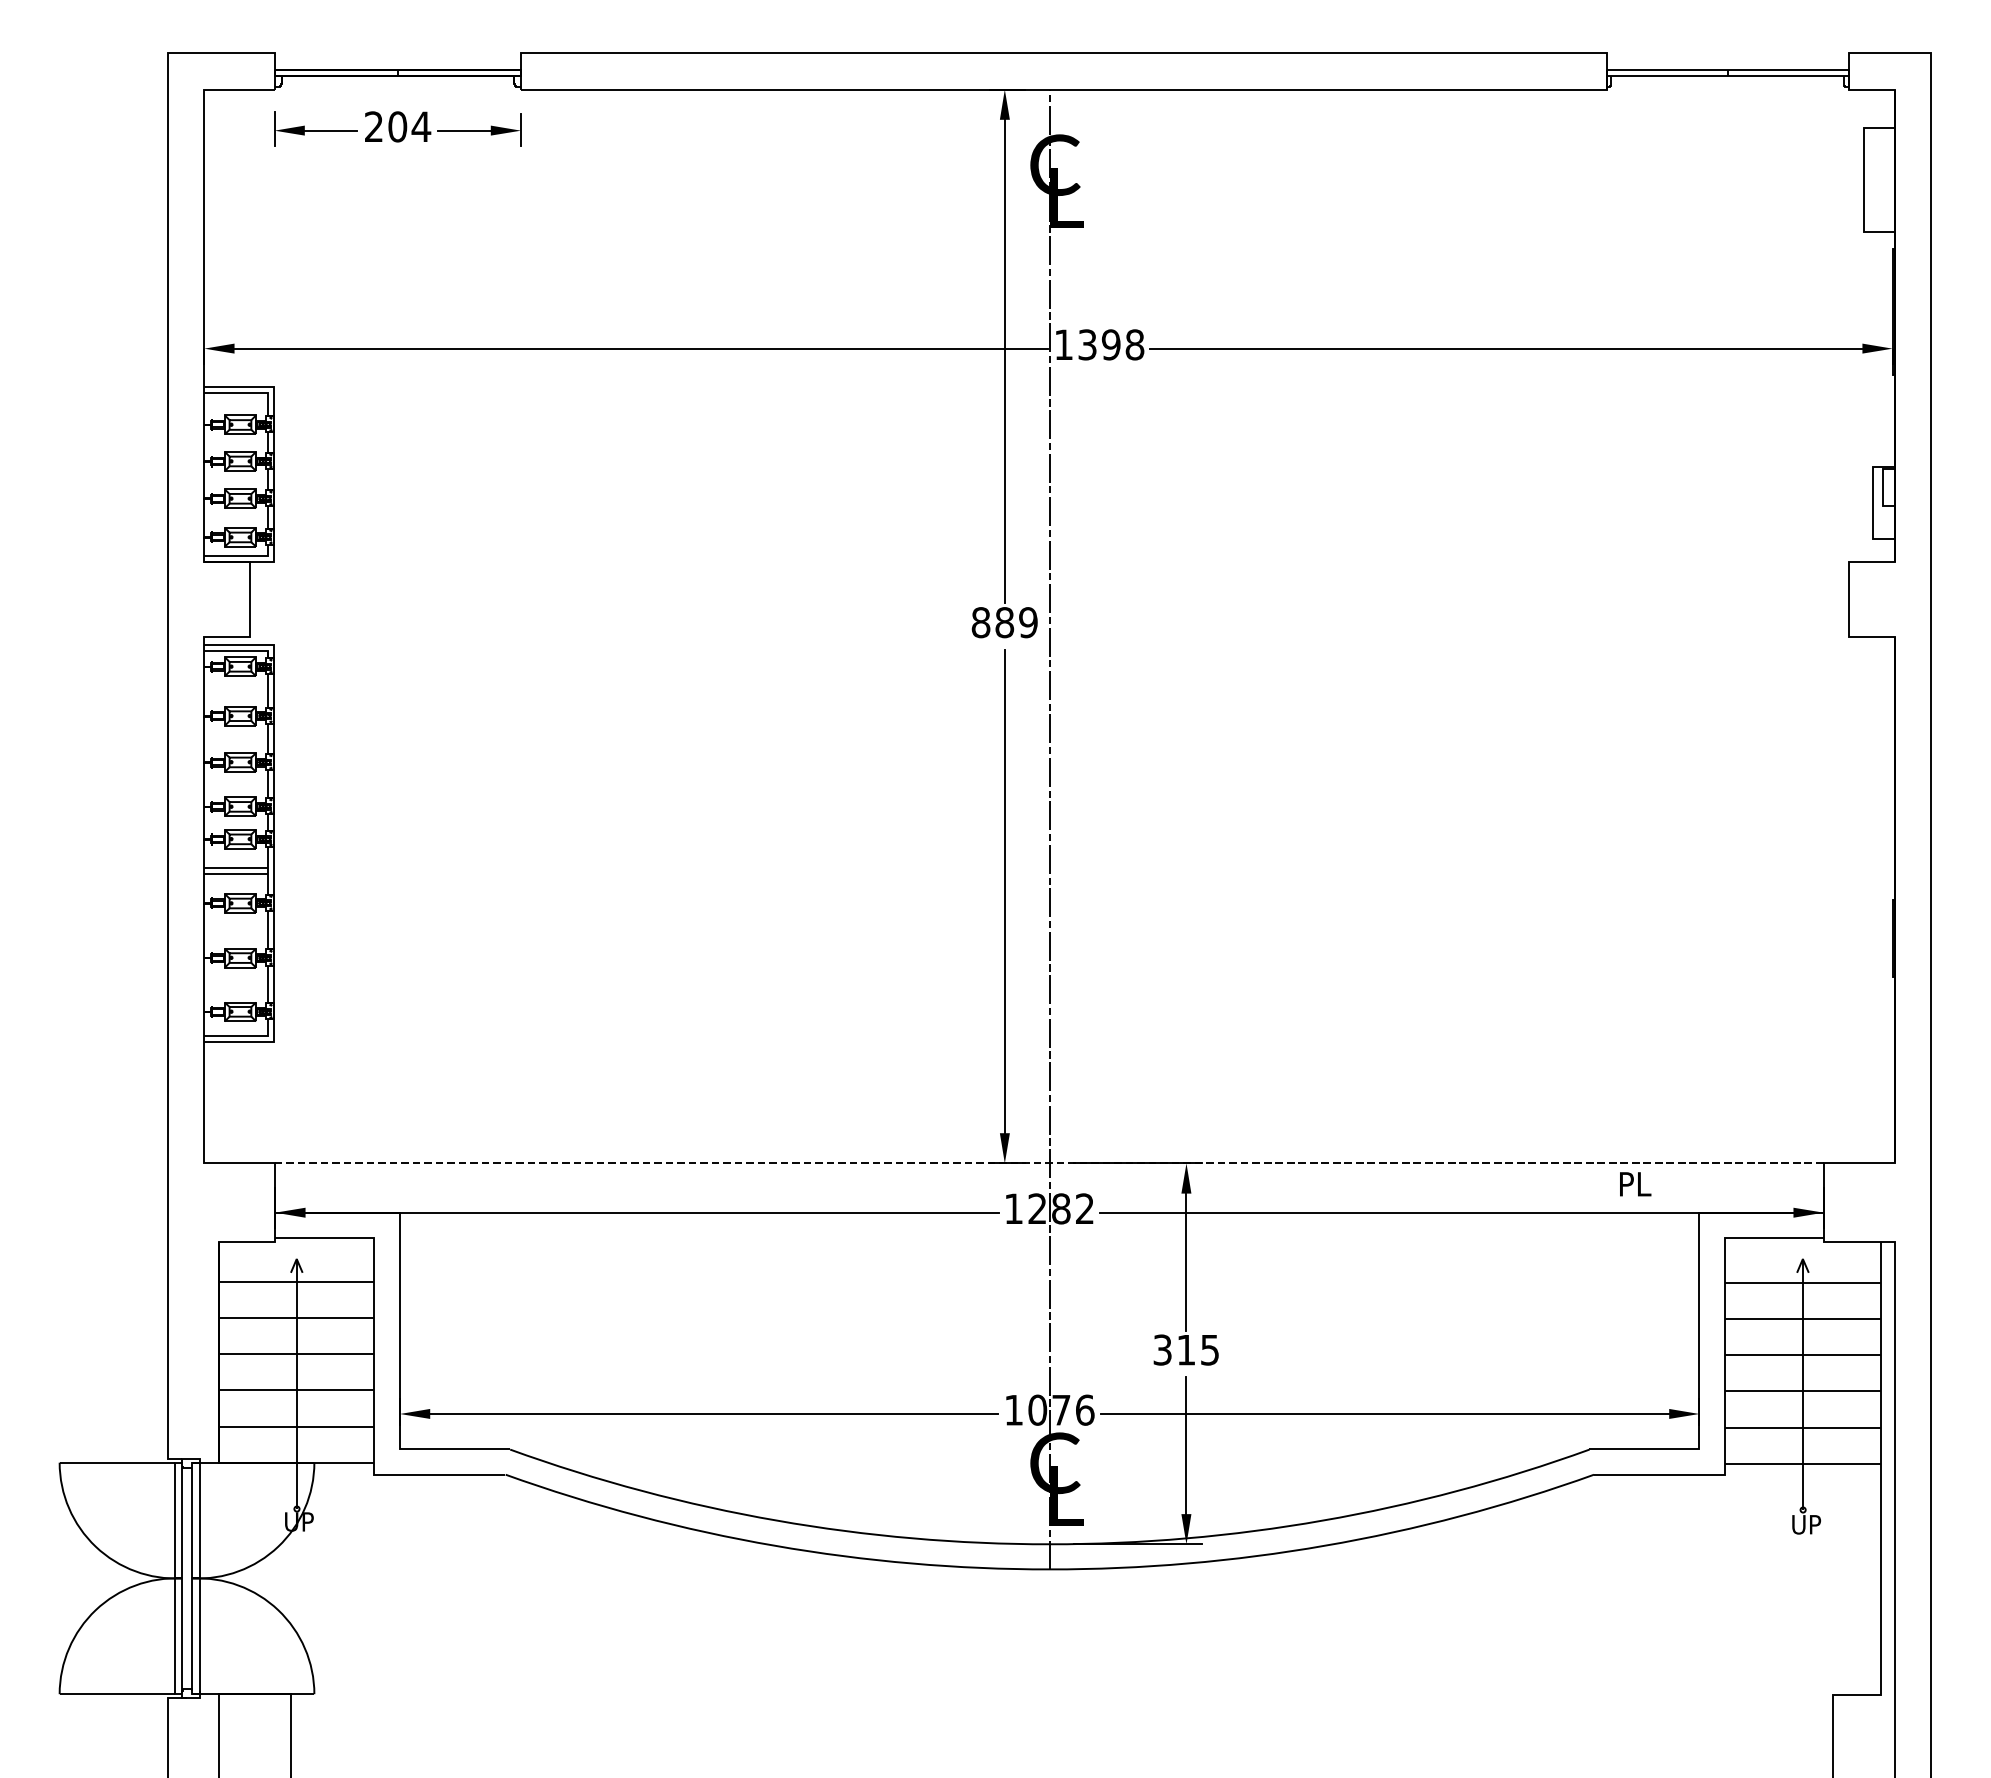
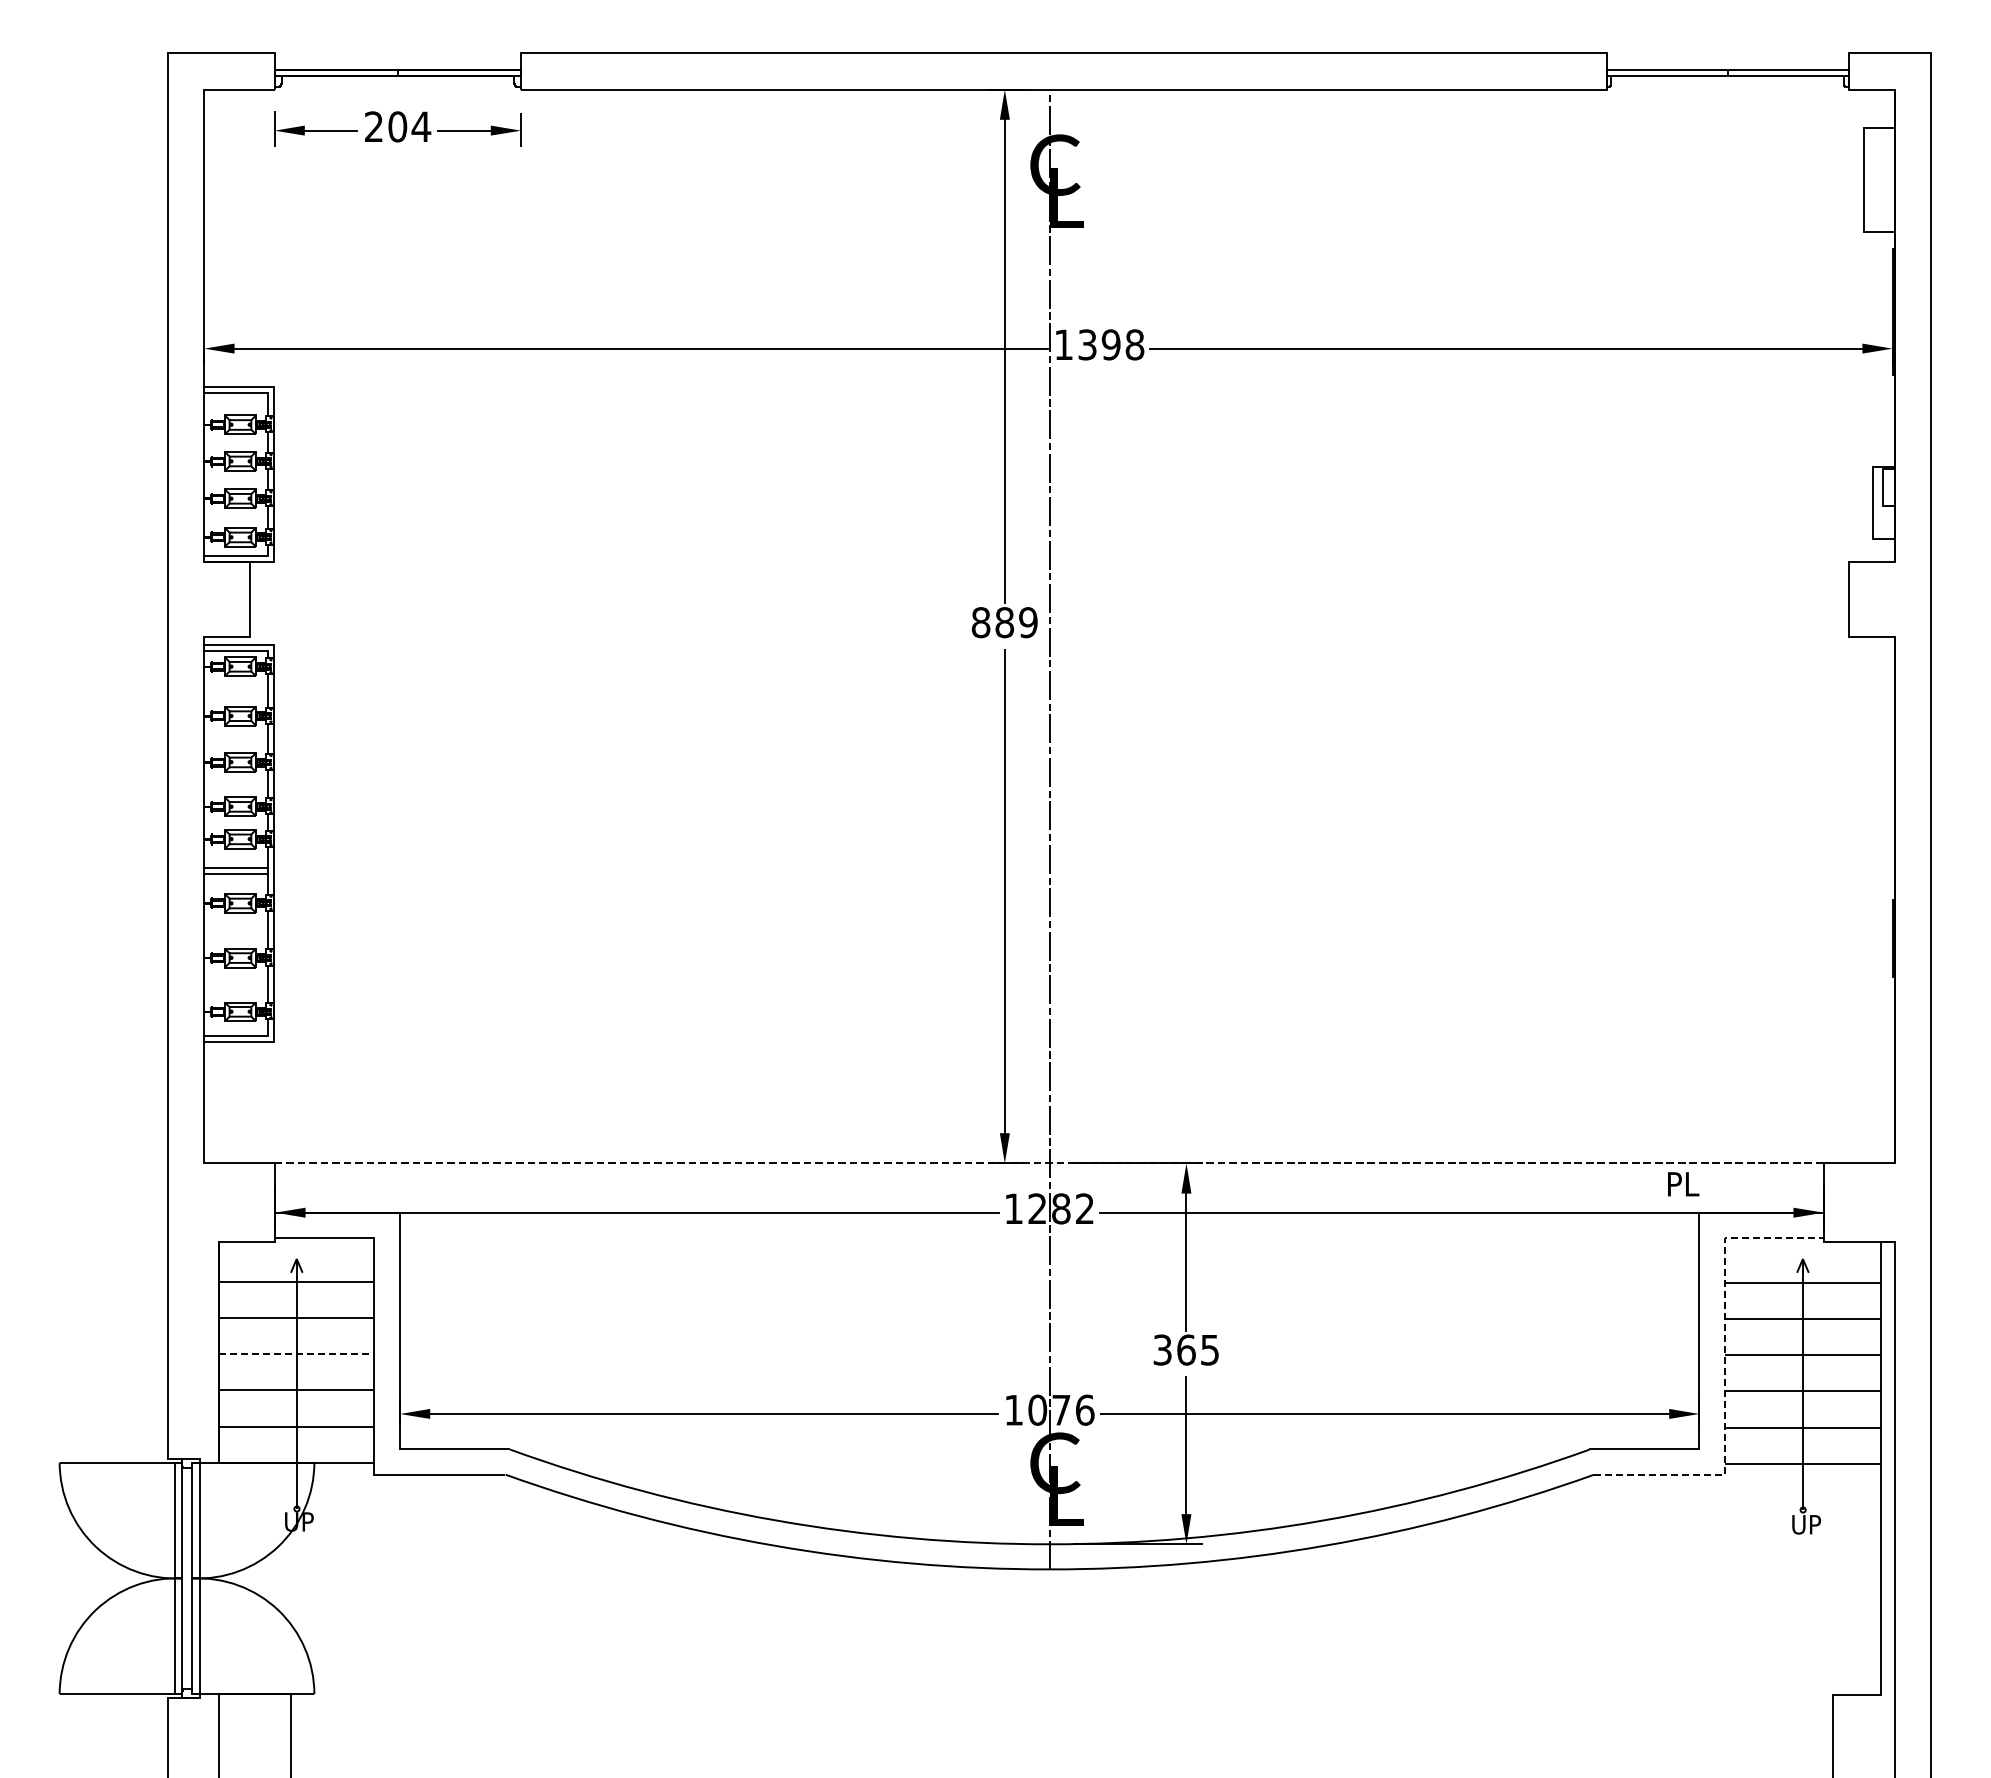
text position: (1635, 1184) -> (1683, 1184) (1683, 1184)
text: 315 -> 365 (1186, 1349)
line: solid -> dashed (296, 1354)
line: solid -> dashed (1724, 1372)
